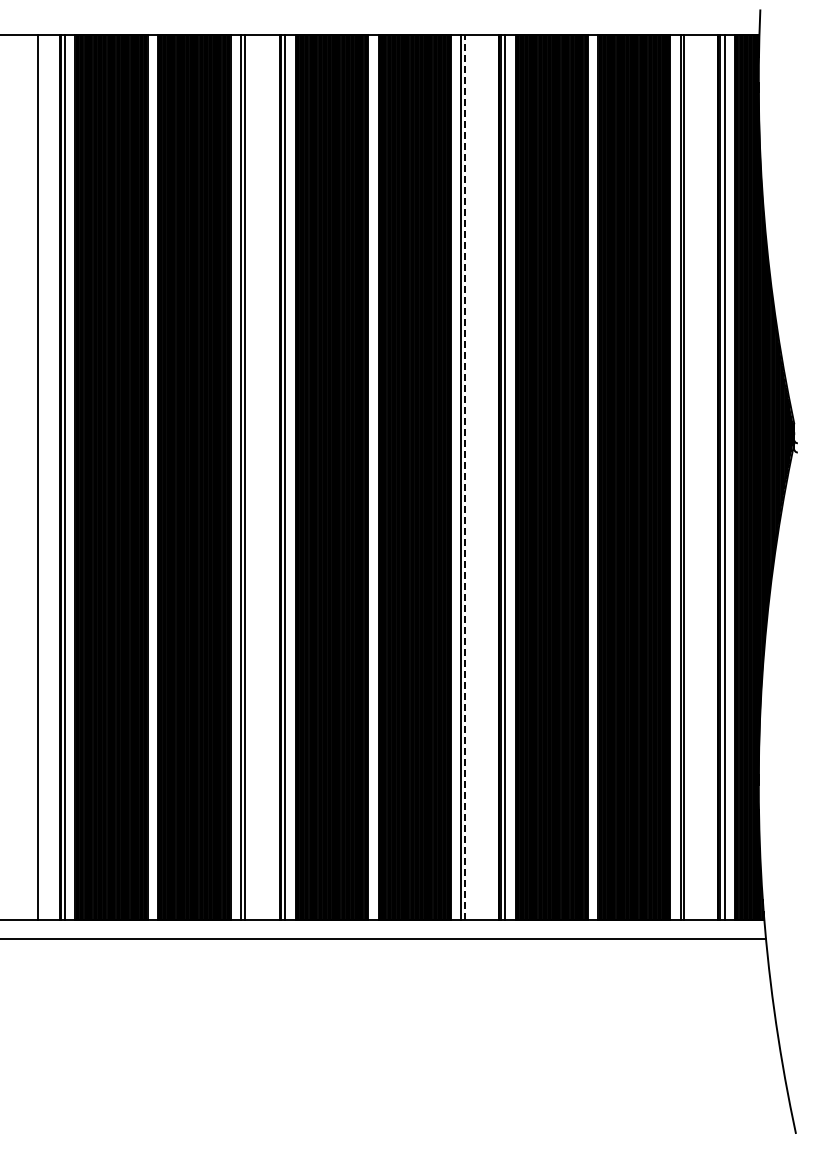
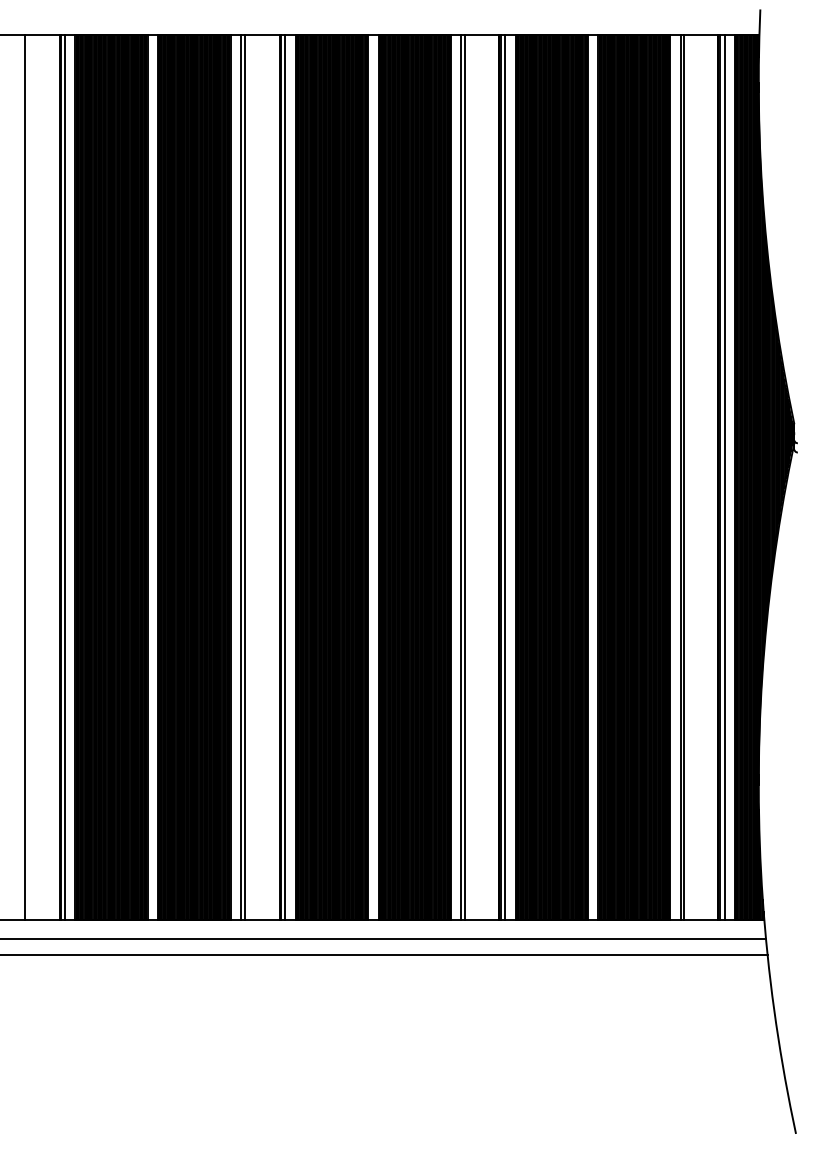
line: dashed -> solid (465, 476)
line position: (37, 477) -> (24, 477) (24, 477)
line: none -> present (384, 955)
